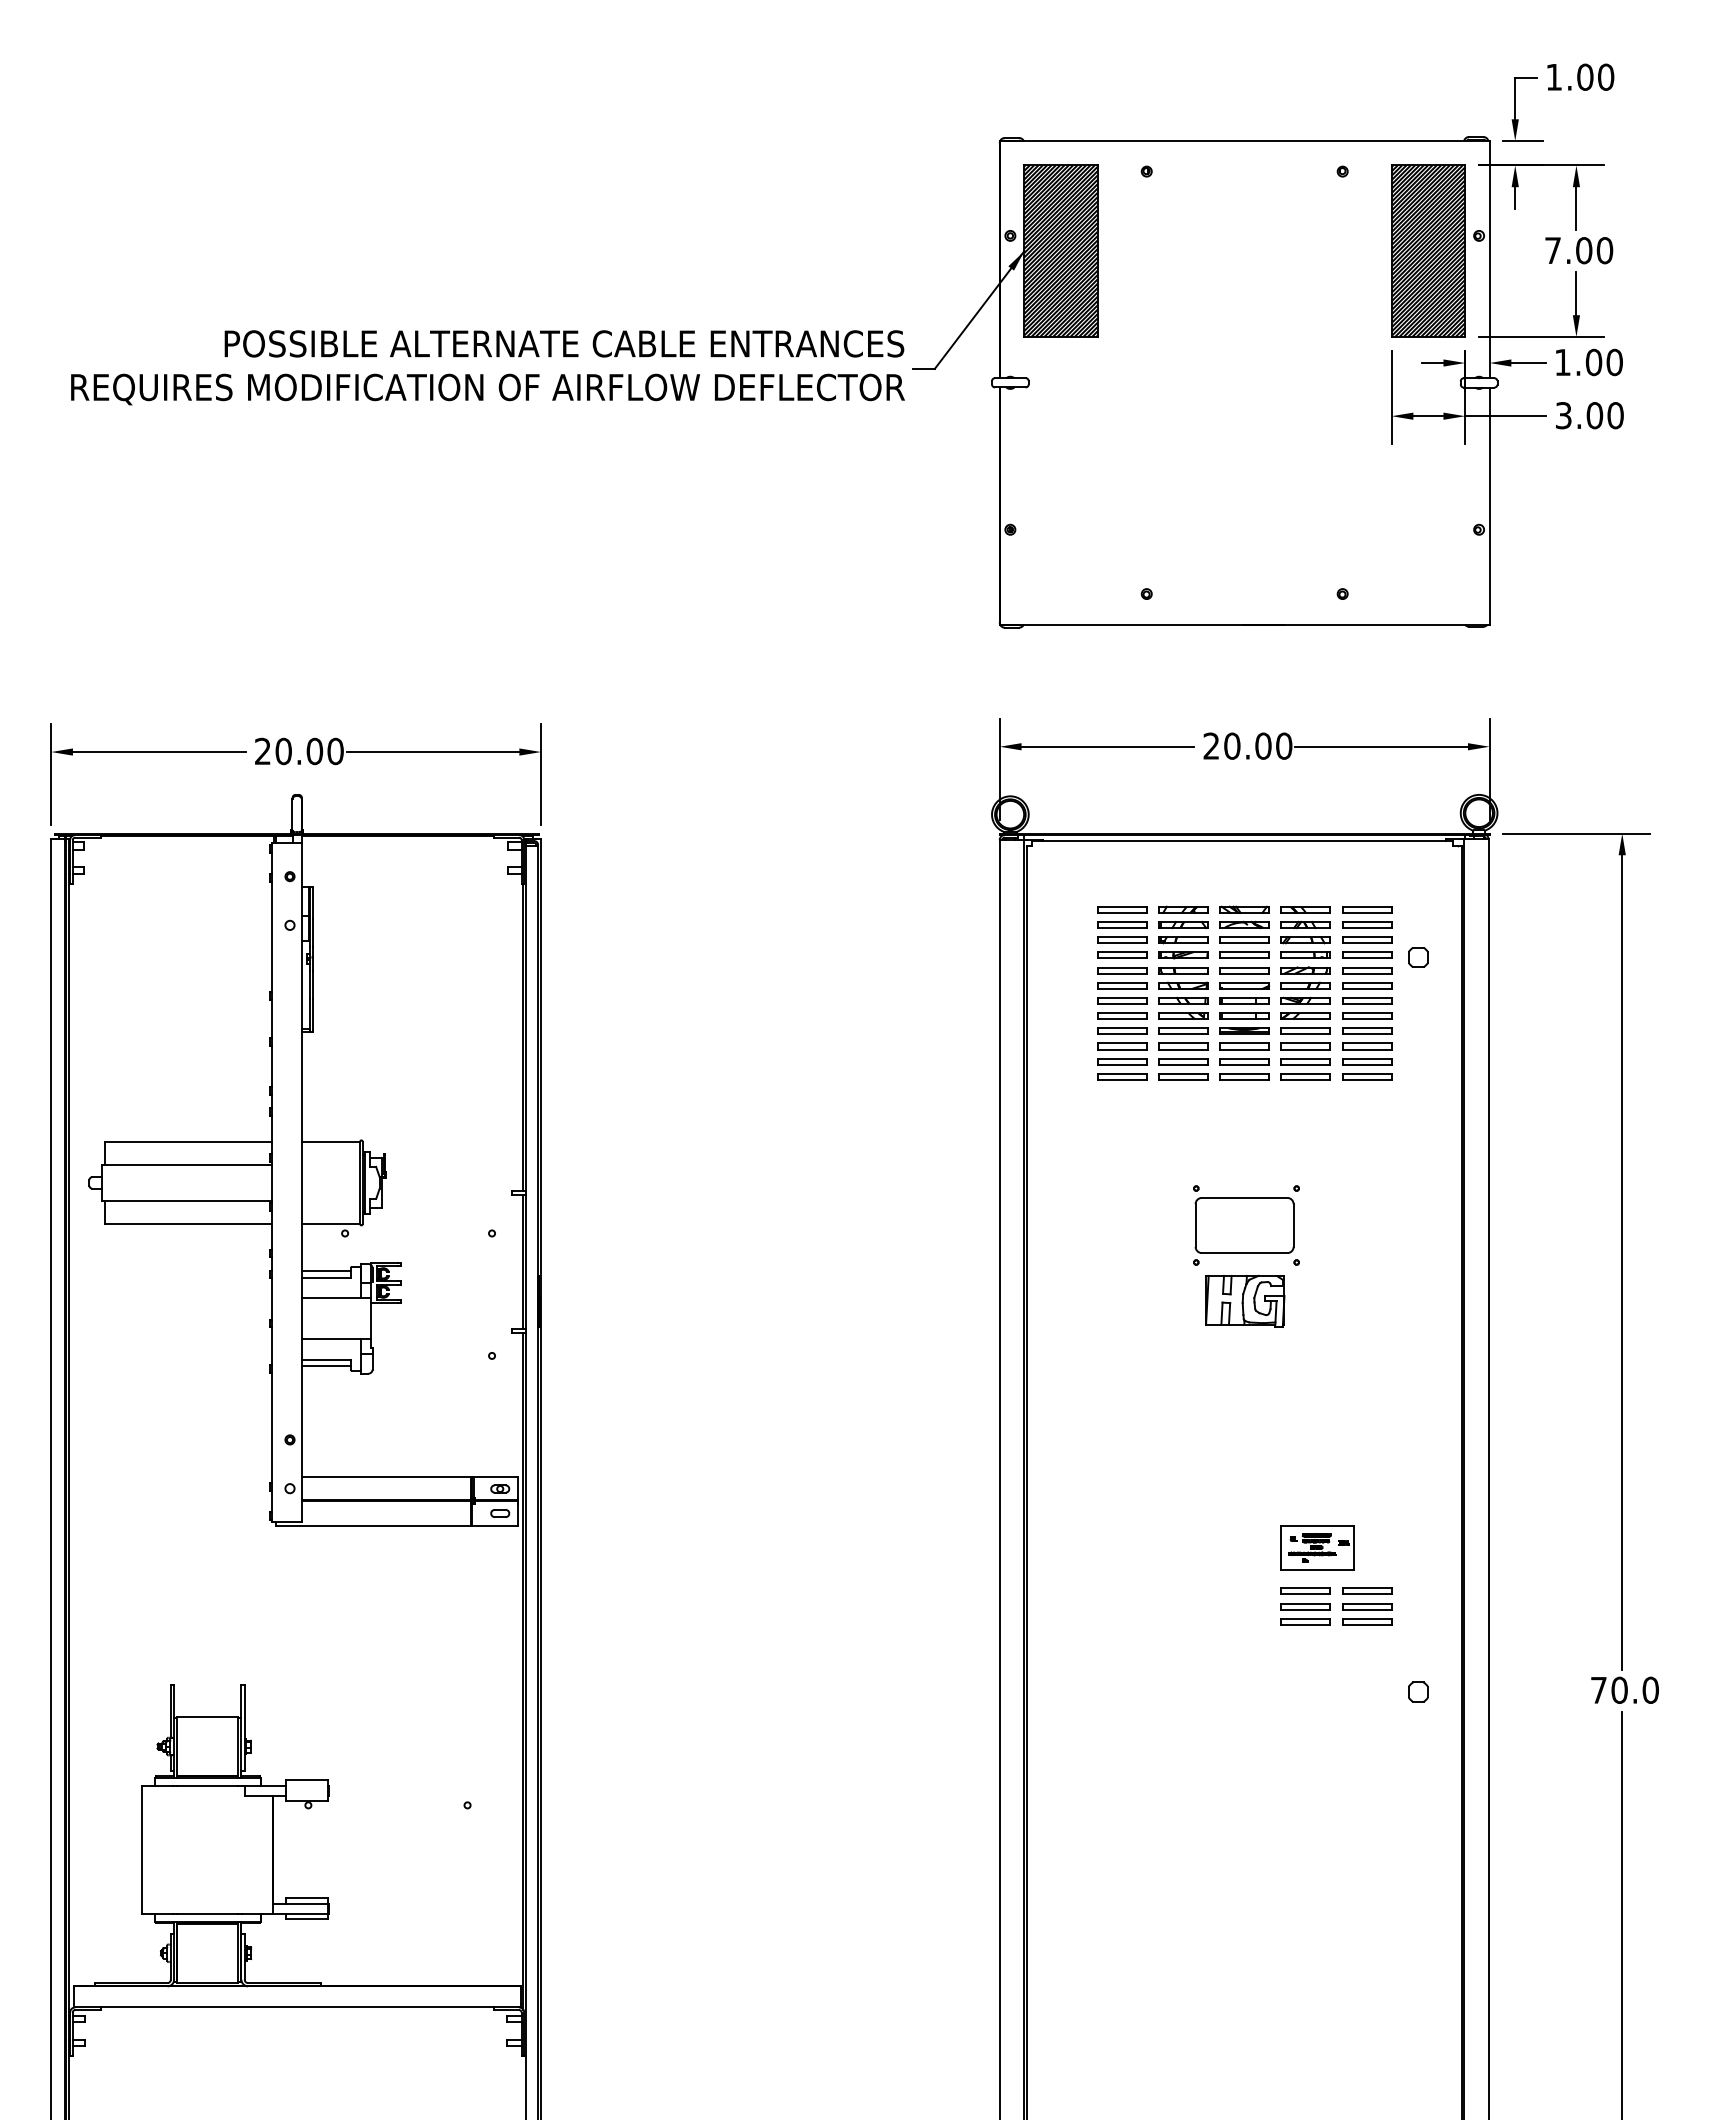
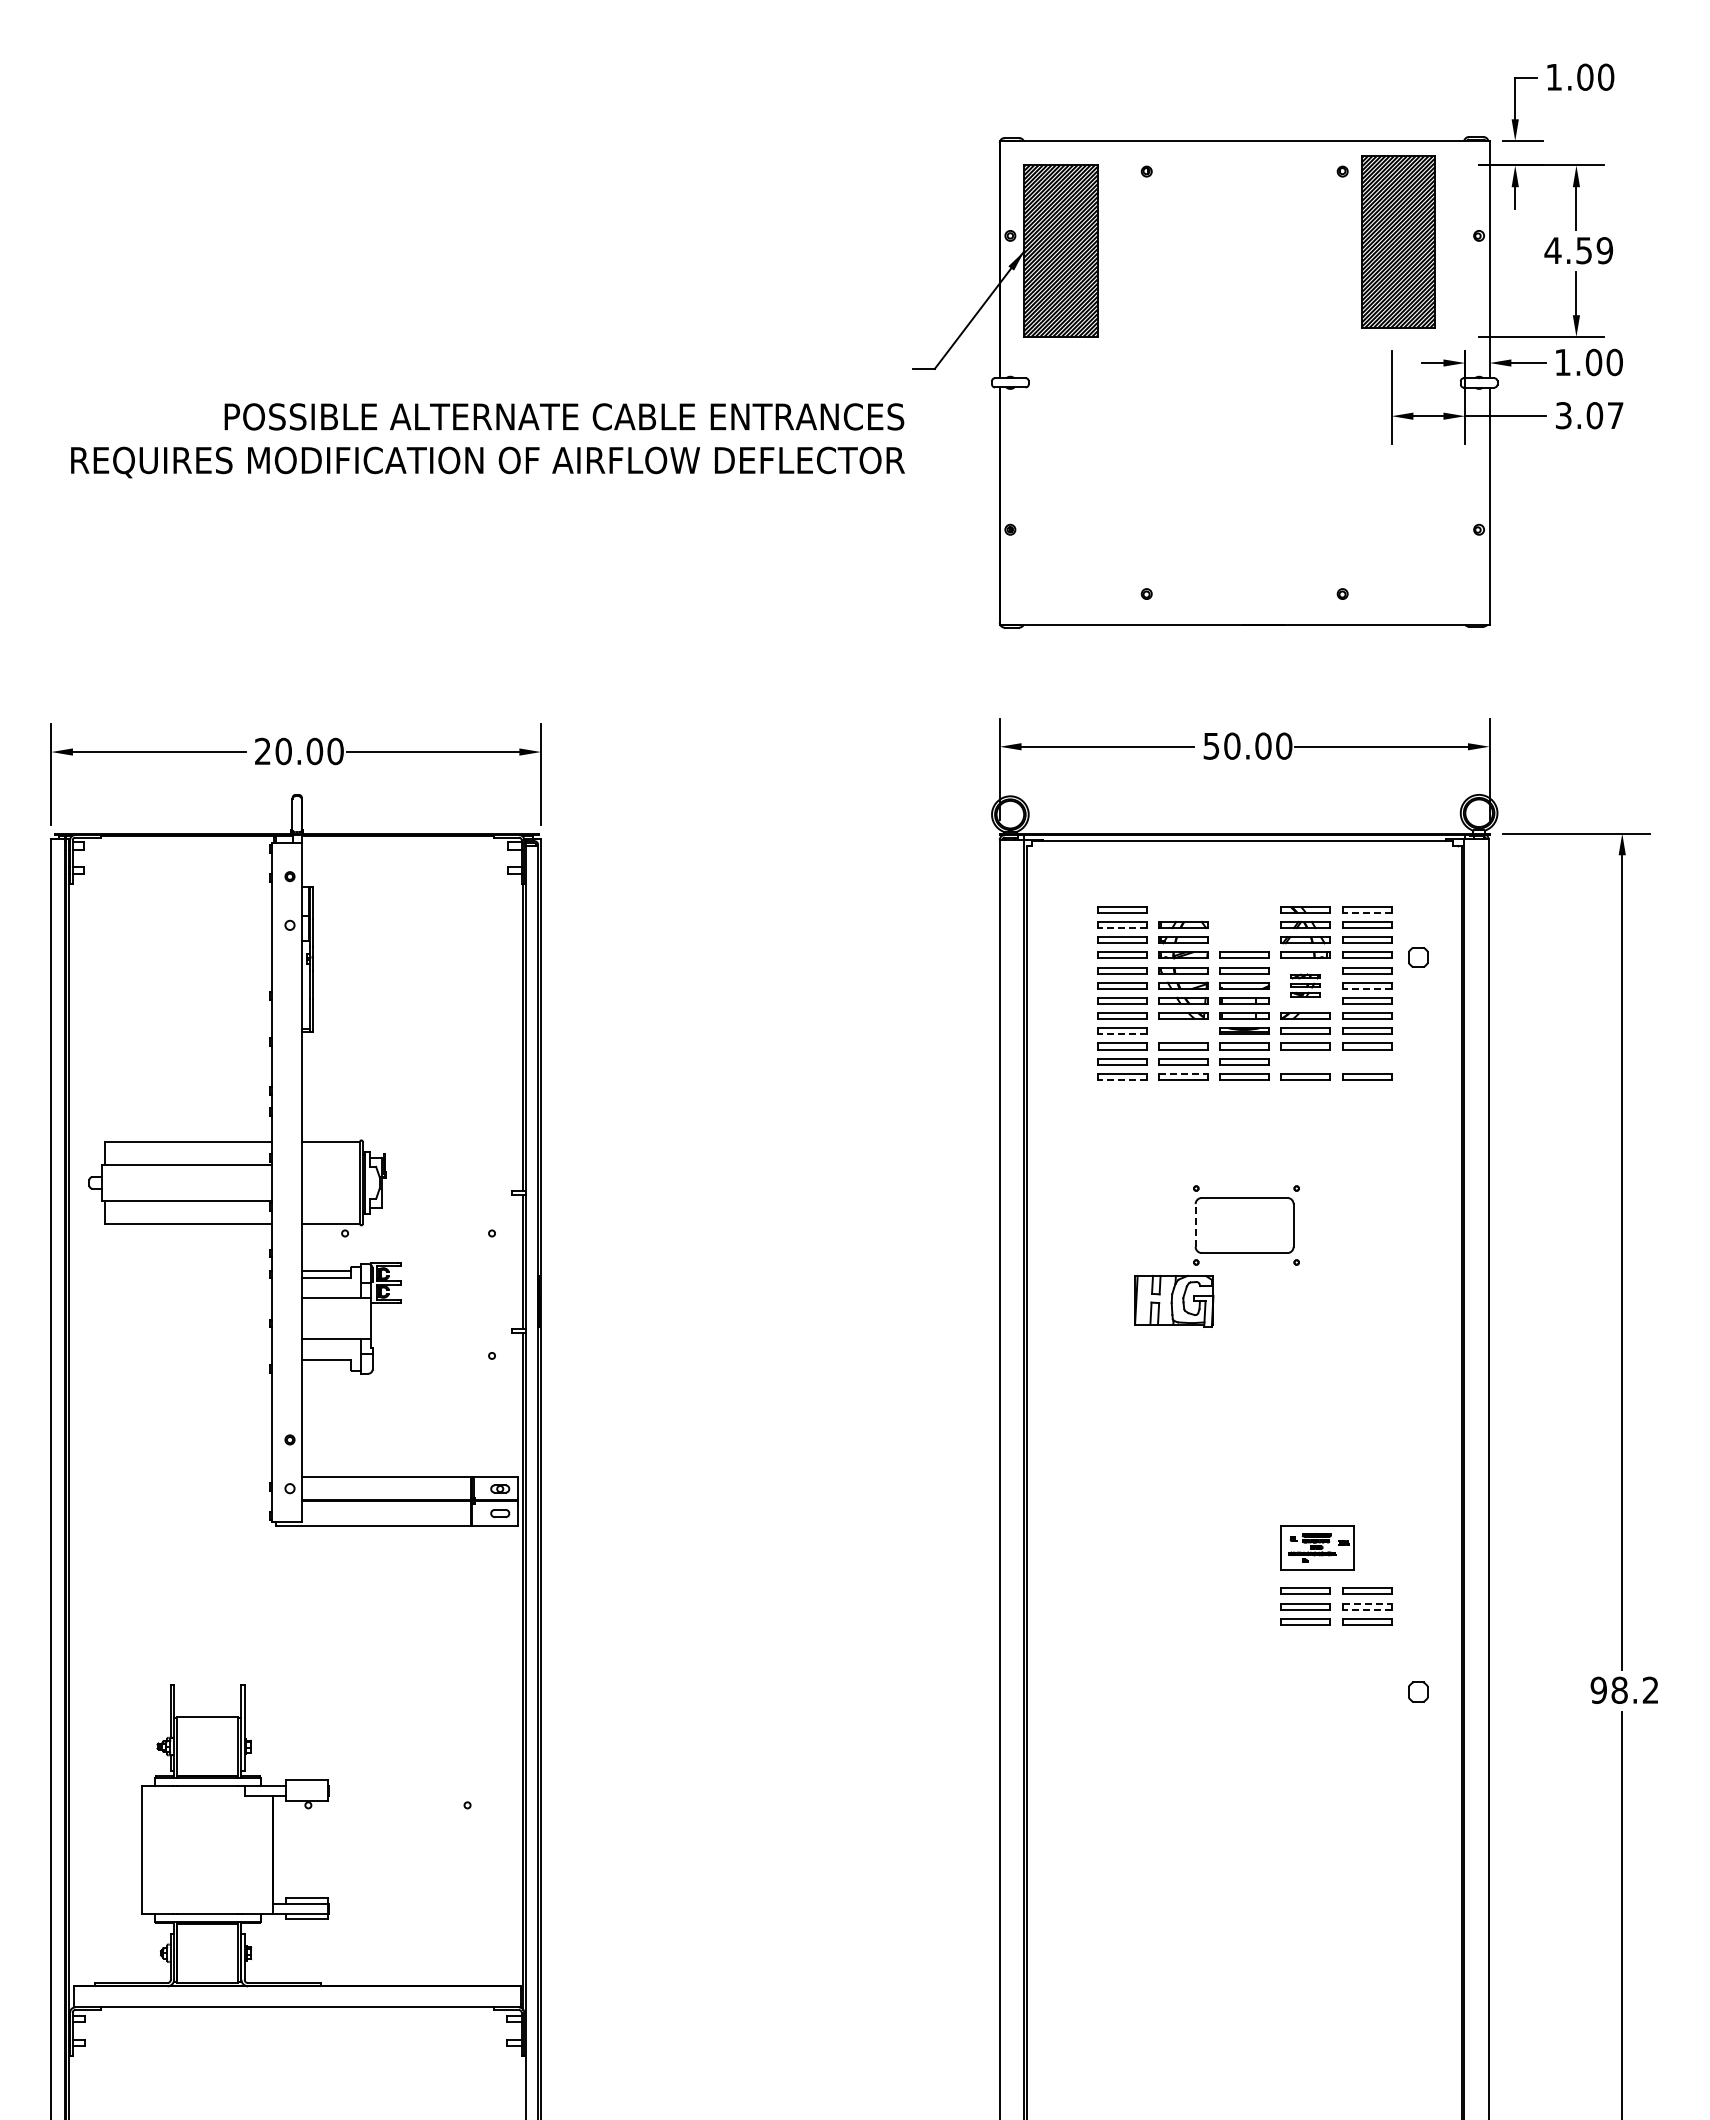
part position: (1428, 250) -> (1398, 241) (1398, 241)
text: 7.00 -> 4.59 (1578, 250)
text position: (487, 367) -> (487, 440) (487, 440)
text: 3.00 -> 3.07 (1615, 415)
text: 20.00 -> 50.00 (1211, 745)
part: present -> none (1183, 909)
line: solid -> dashed (1366, 912)
part: present -> none (1244, 924)
line: solid -> dashed (1121, 928)
part size: 51x39 px -> 31x25 px (1305, 985)
line: solid -> dashed (1366, 988)
part: present -> none (1183, 1030)
line: solid -> dashed (1121, 1034)
part: present -> none (1305, 1061)
part: present -> none (1367, 1061)
line: solid -> dashed (1183, 1073)
line: solid -> dashed (1121, 1079)
line: solid -> dashed (1195, 1225)
part position: (1245, 1301) -> (1174, 1301) (1174, 1301)
line: present -> none (326, 1366)
line: solid -> dashed (1367, 1603)
line: solid -> dashed (1366, 1609)
text: 70.0 -> 98.2 (1624, 1689)
